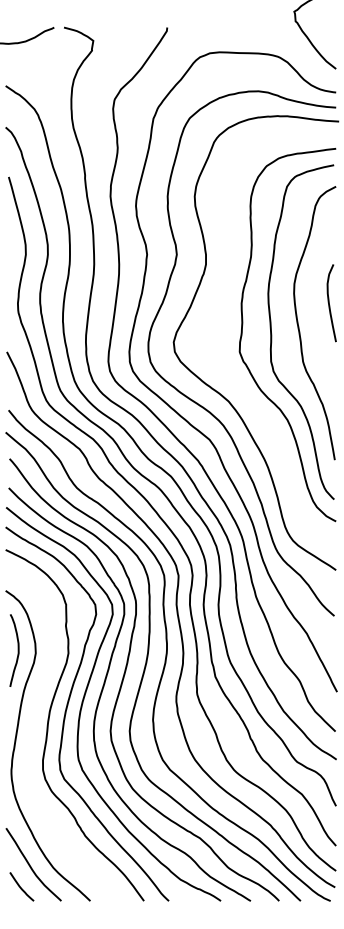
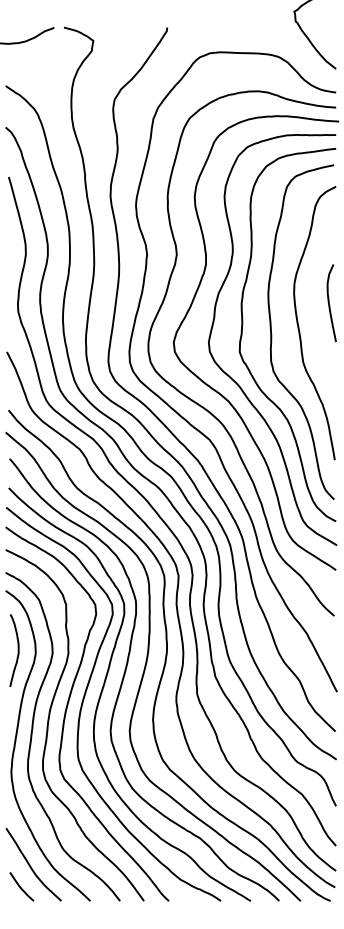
curve: none -> present (236, 381)
curve: none -> present (33, 729)
